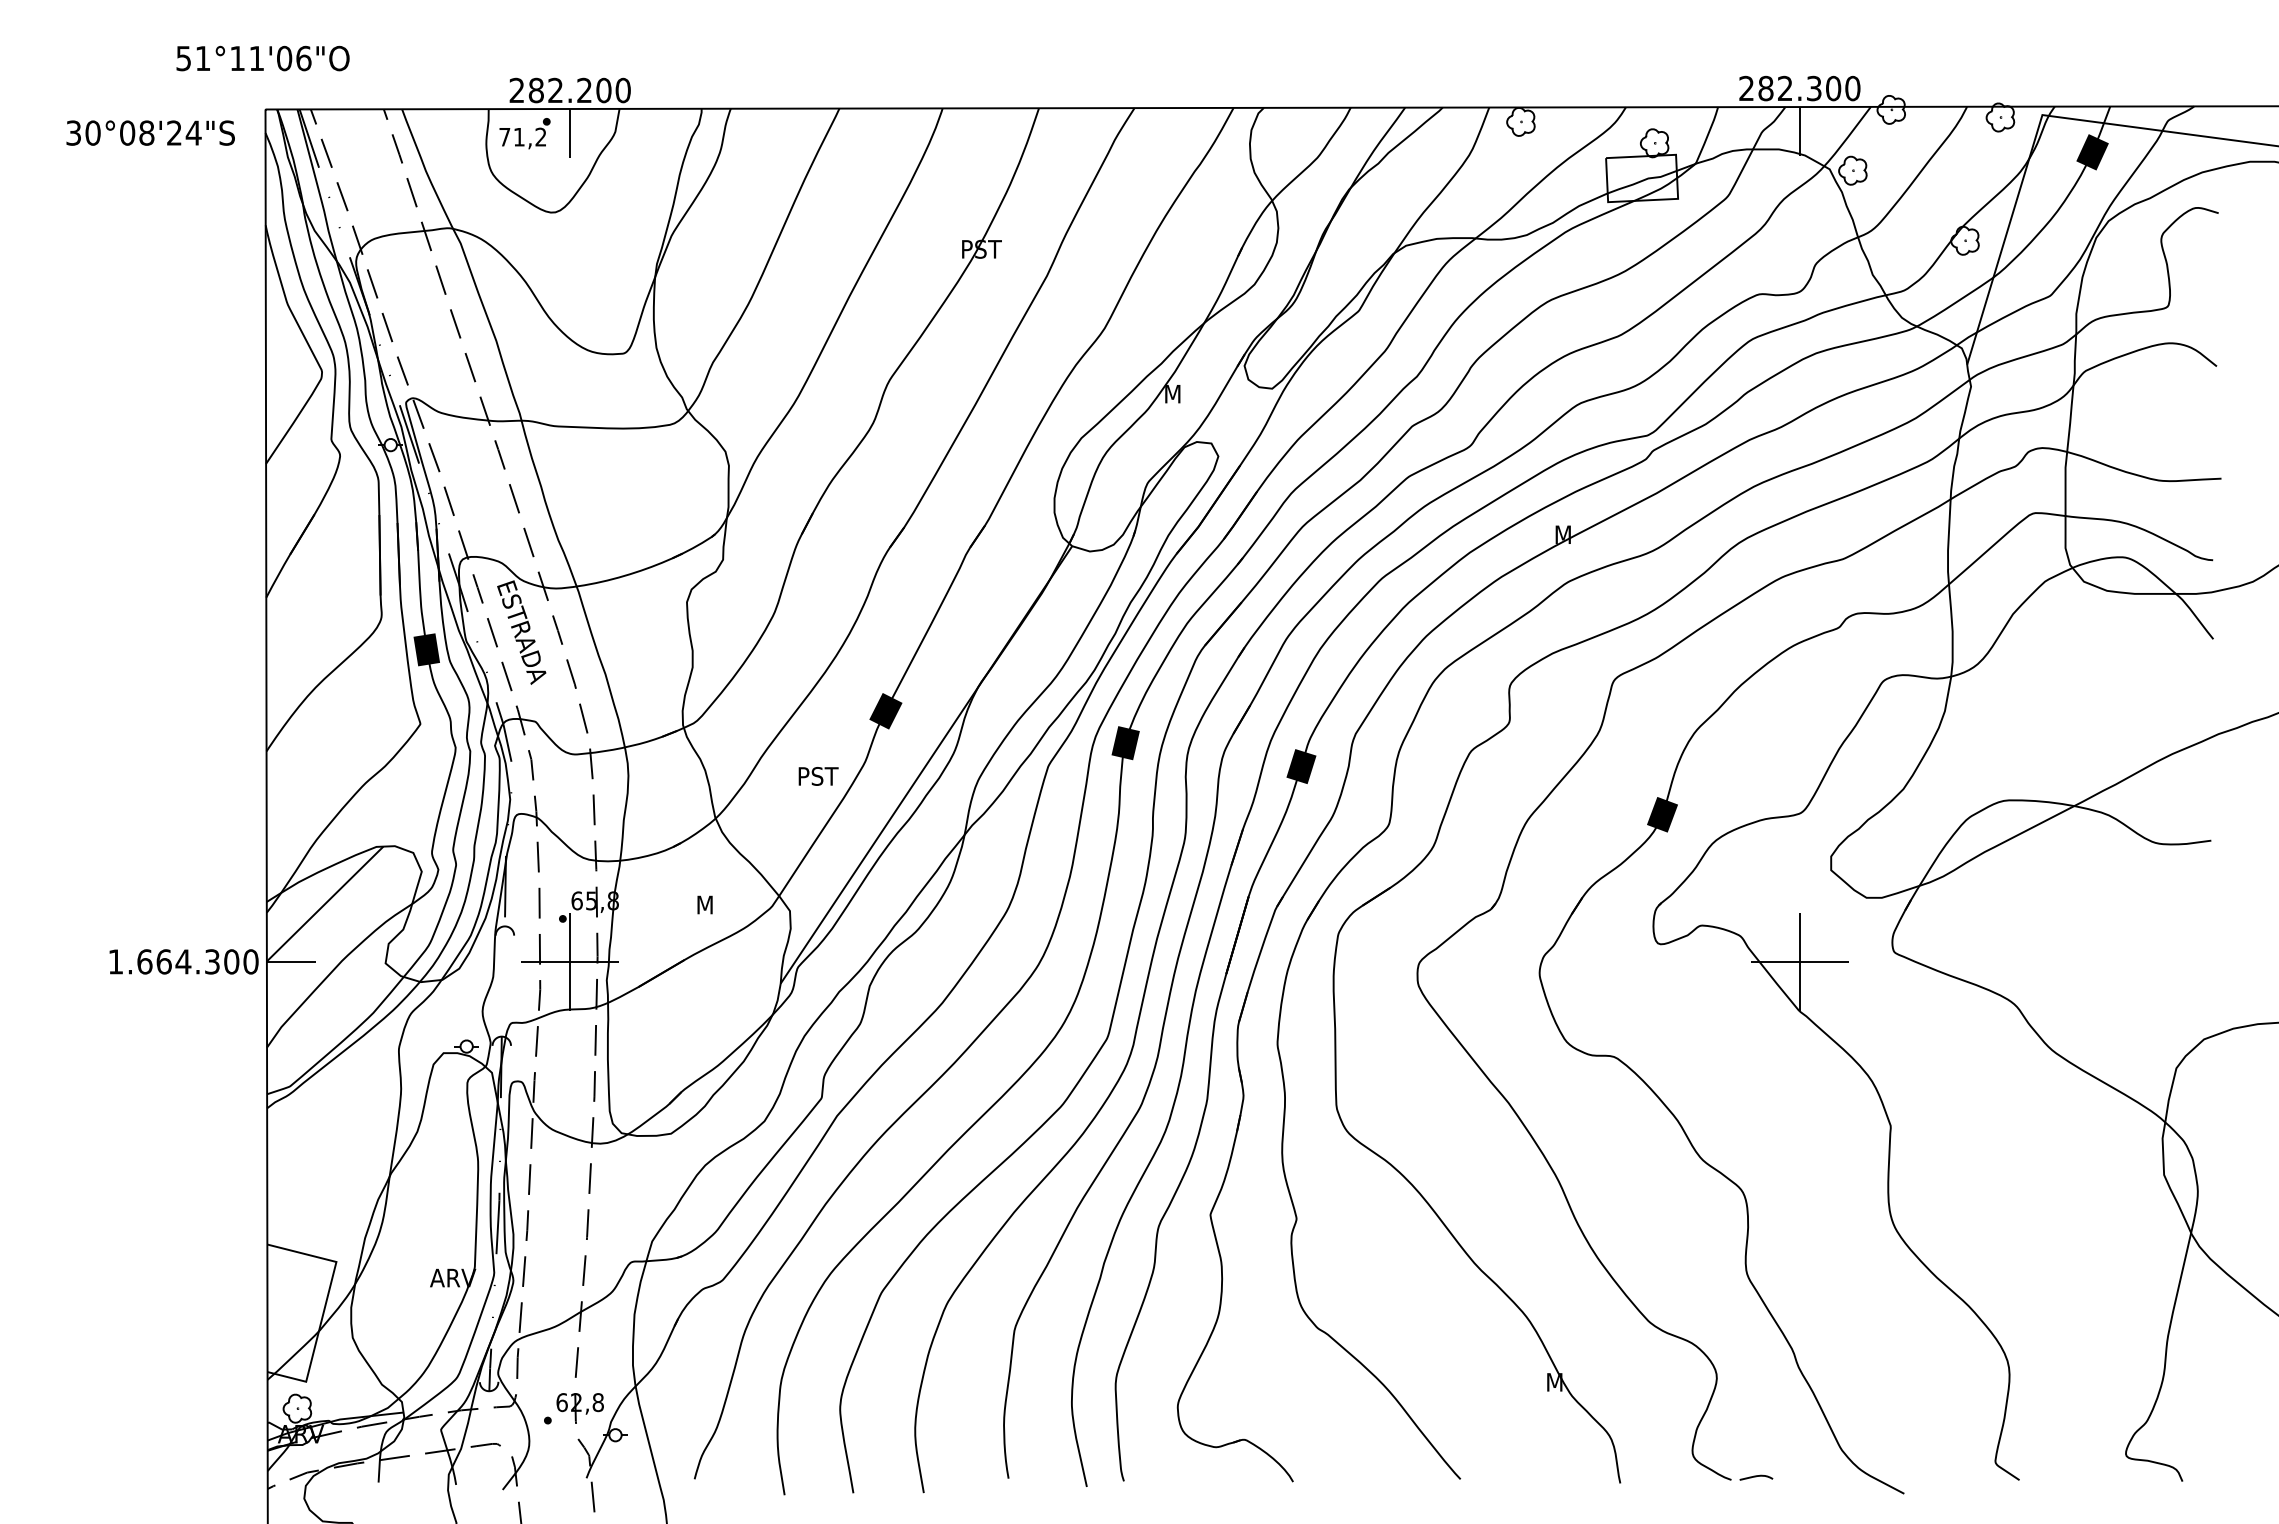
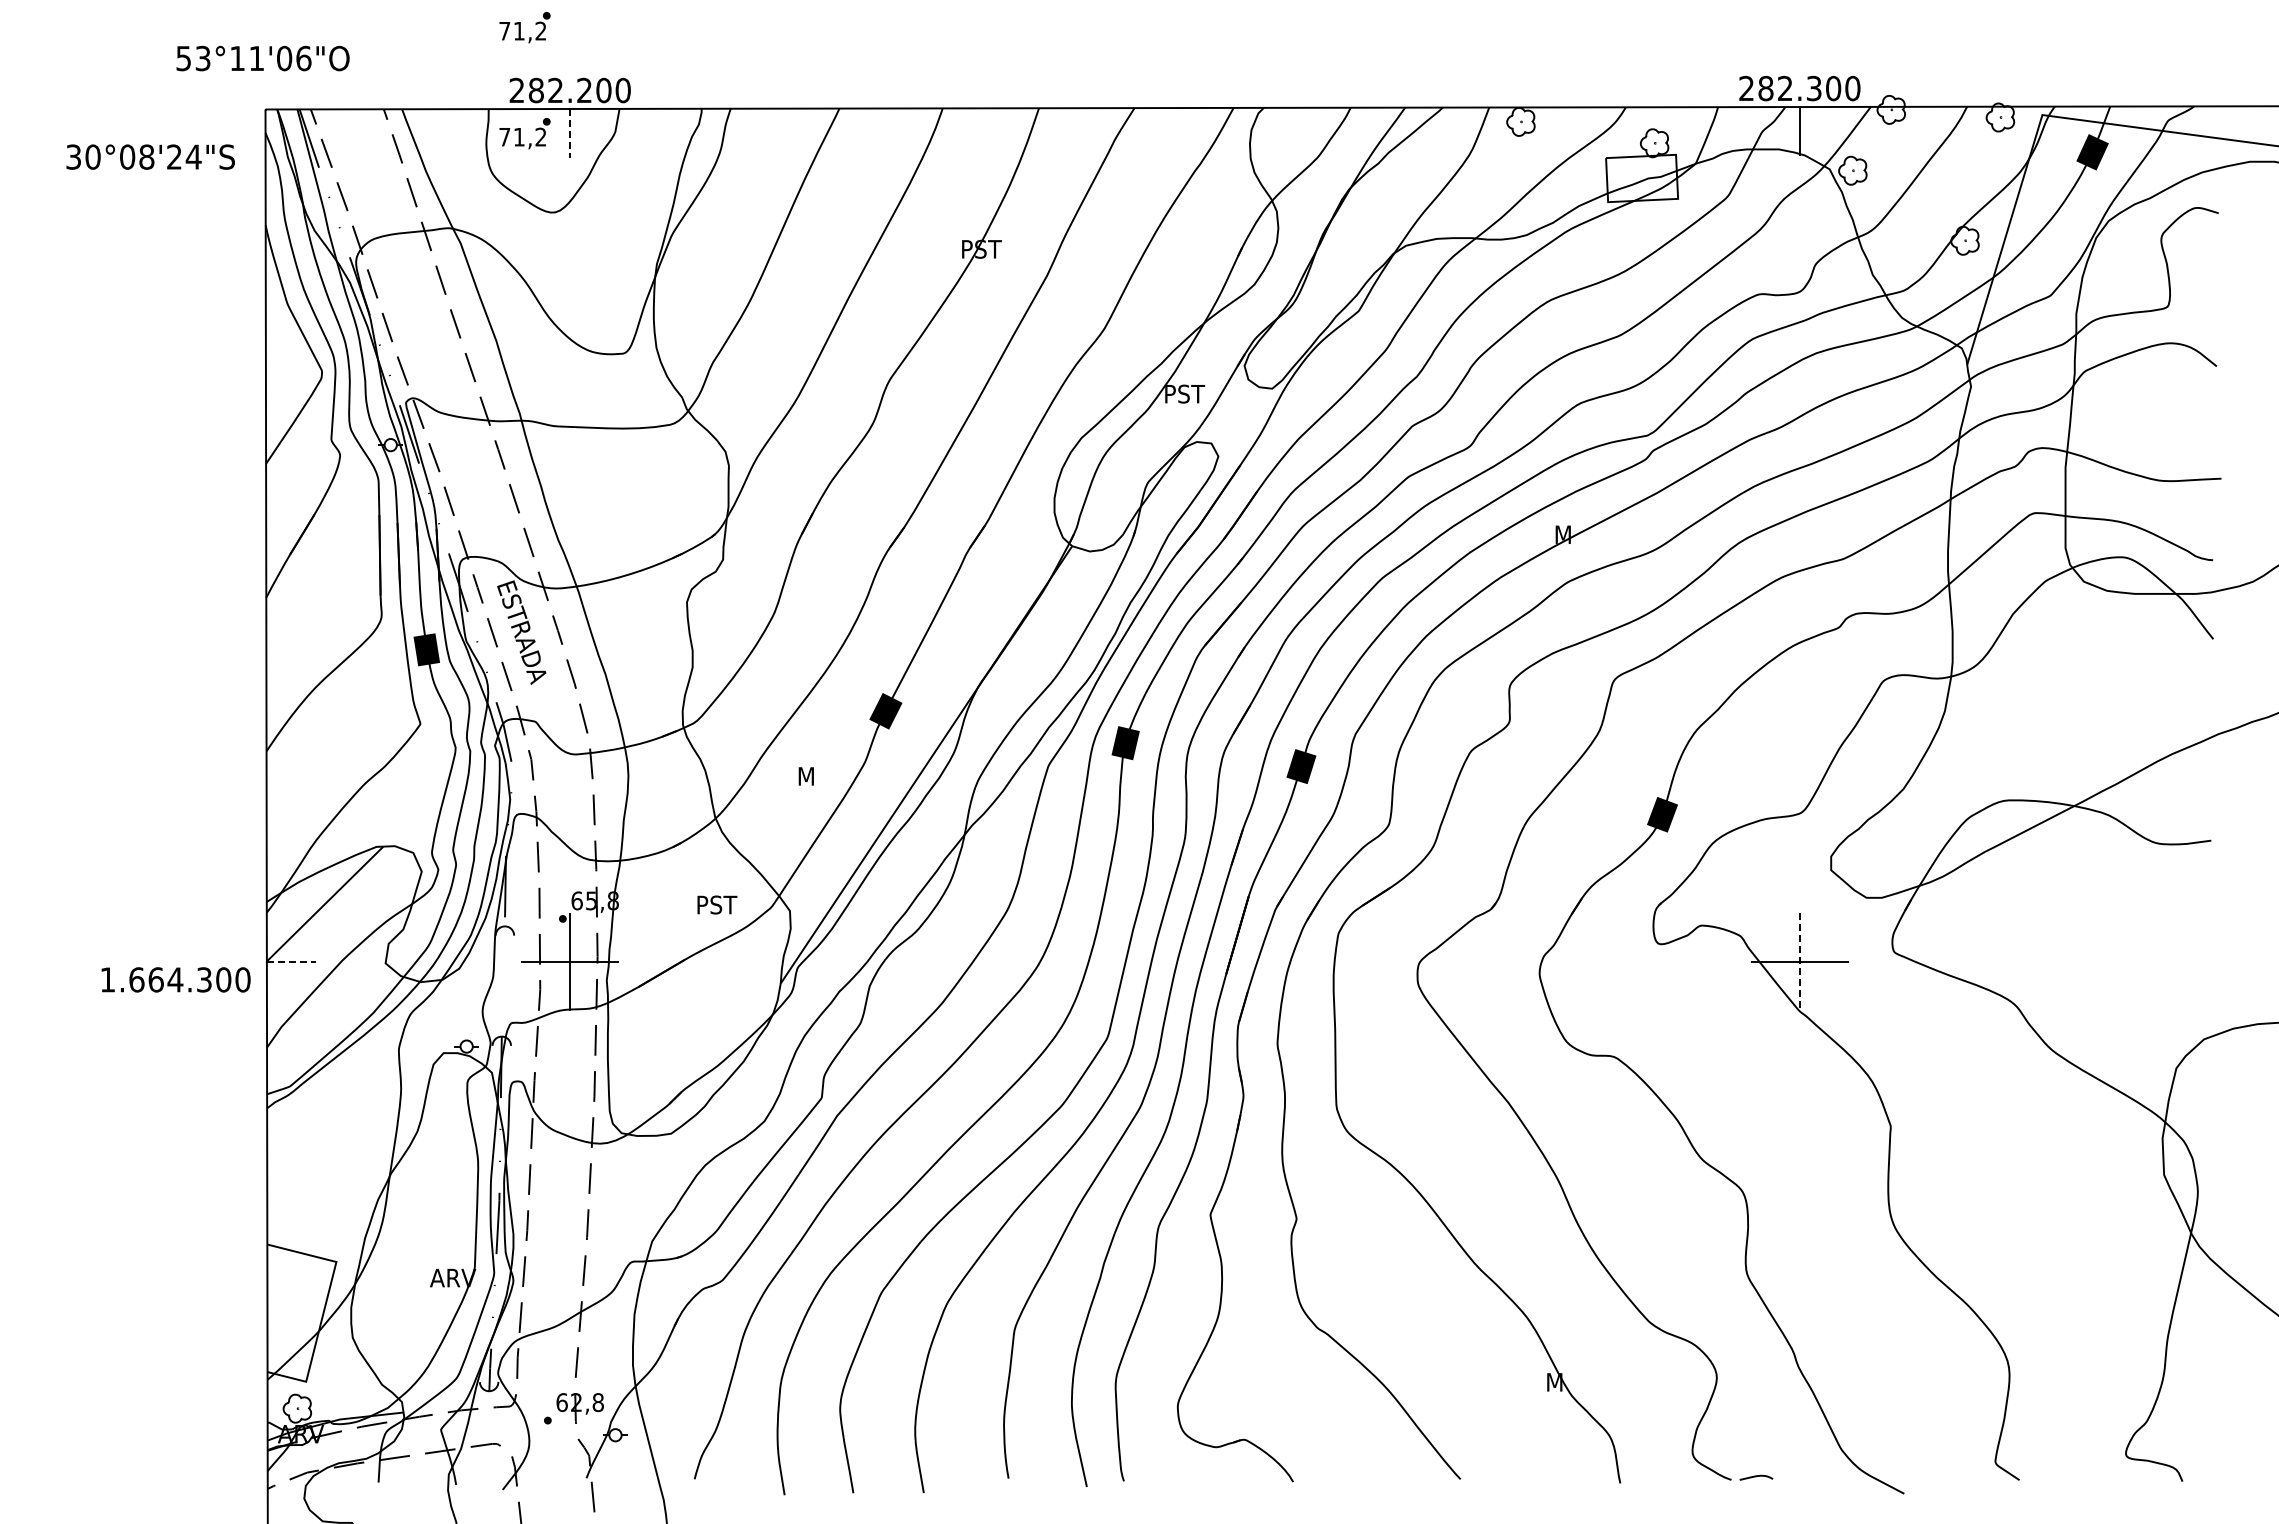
part: none -> present (524, 27)
text: 51°11'06"O -> 53°11'06"O (202, 58)
text position: (150, 132) -> (150, 156) (150, 156)
line: solid -> dashed (570, 133)
text: M -> PST (1186, 393)
text: PST -> M (819, 776)
text: M -> PST (718, 904)
text position: (183, 961) -> (175, 979) (175, 979)
line: solid -> dashed (291, 961)
line: solid -> dashed (1799, 962)
